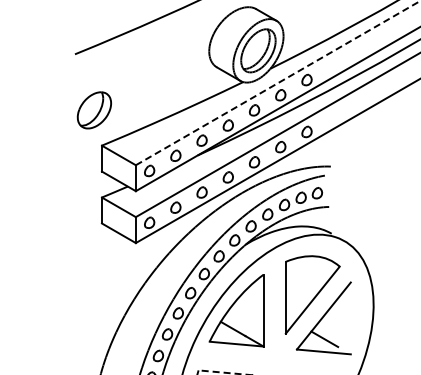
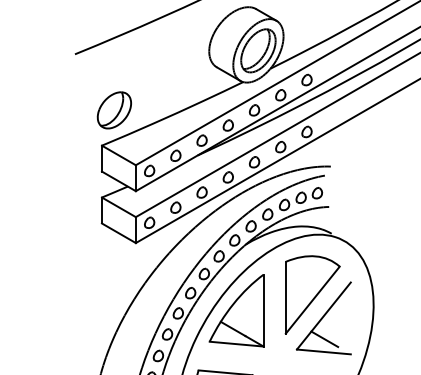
line: dashed -> solid (278, 82)
part position: (93, 110) -> (113, 110) (113, 110)
line: dashed -> solid (224, 372)
